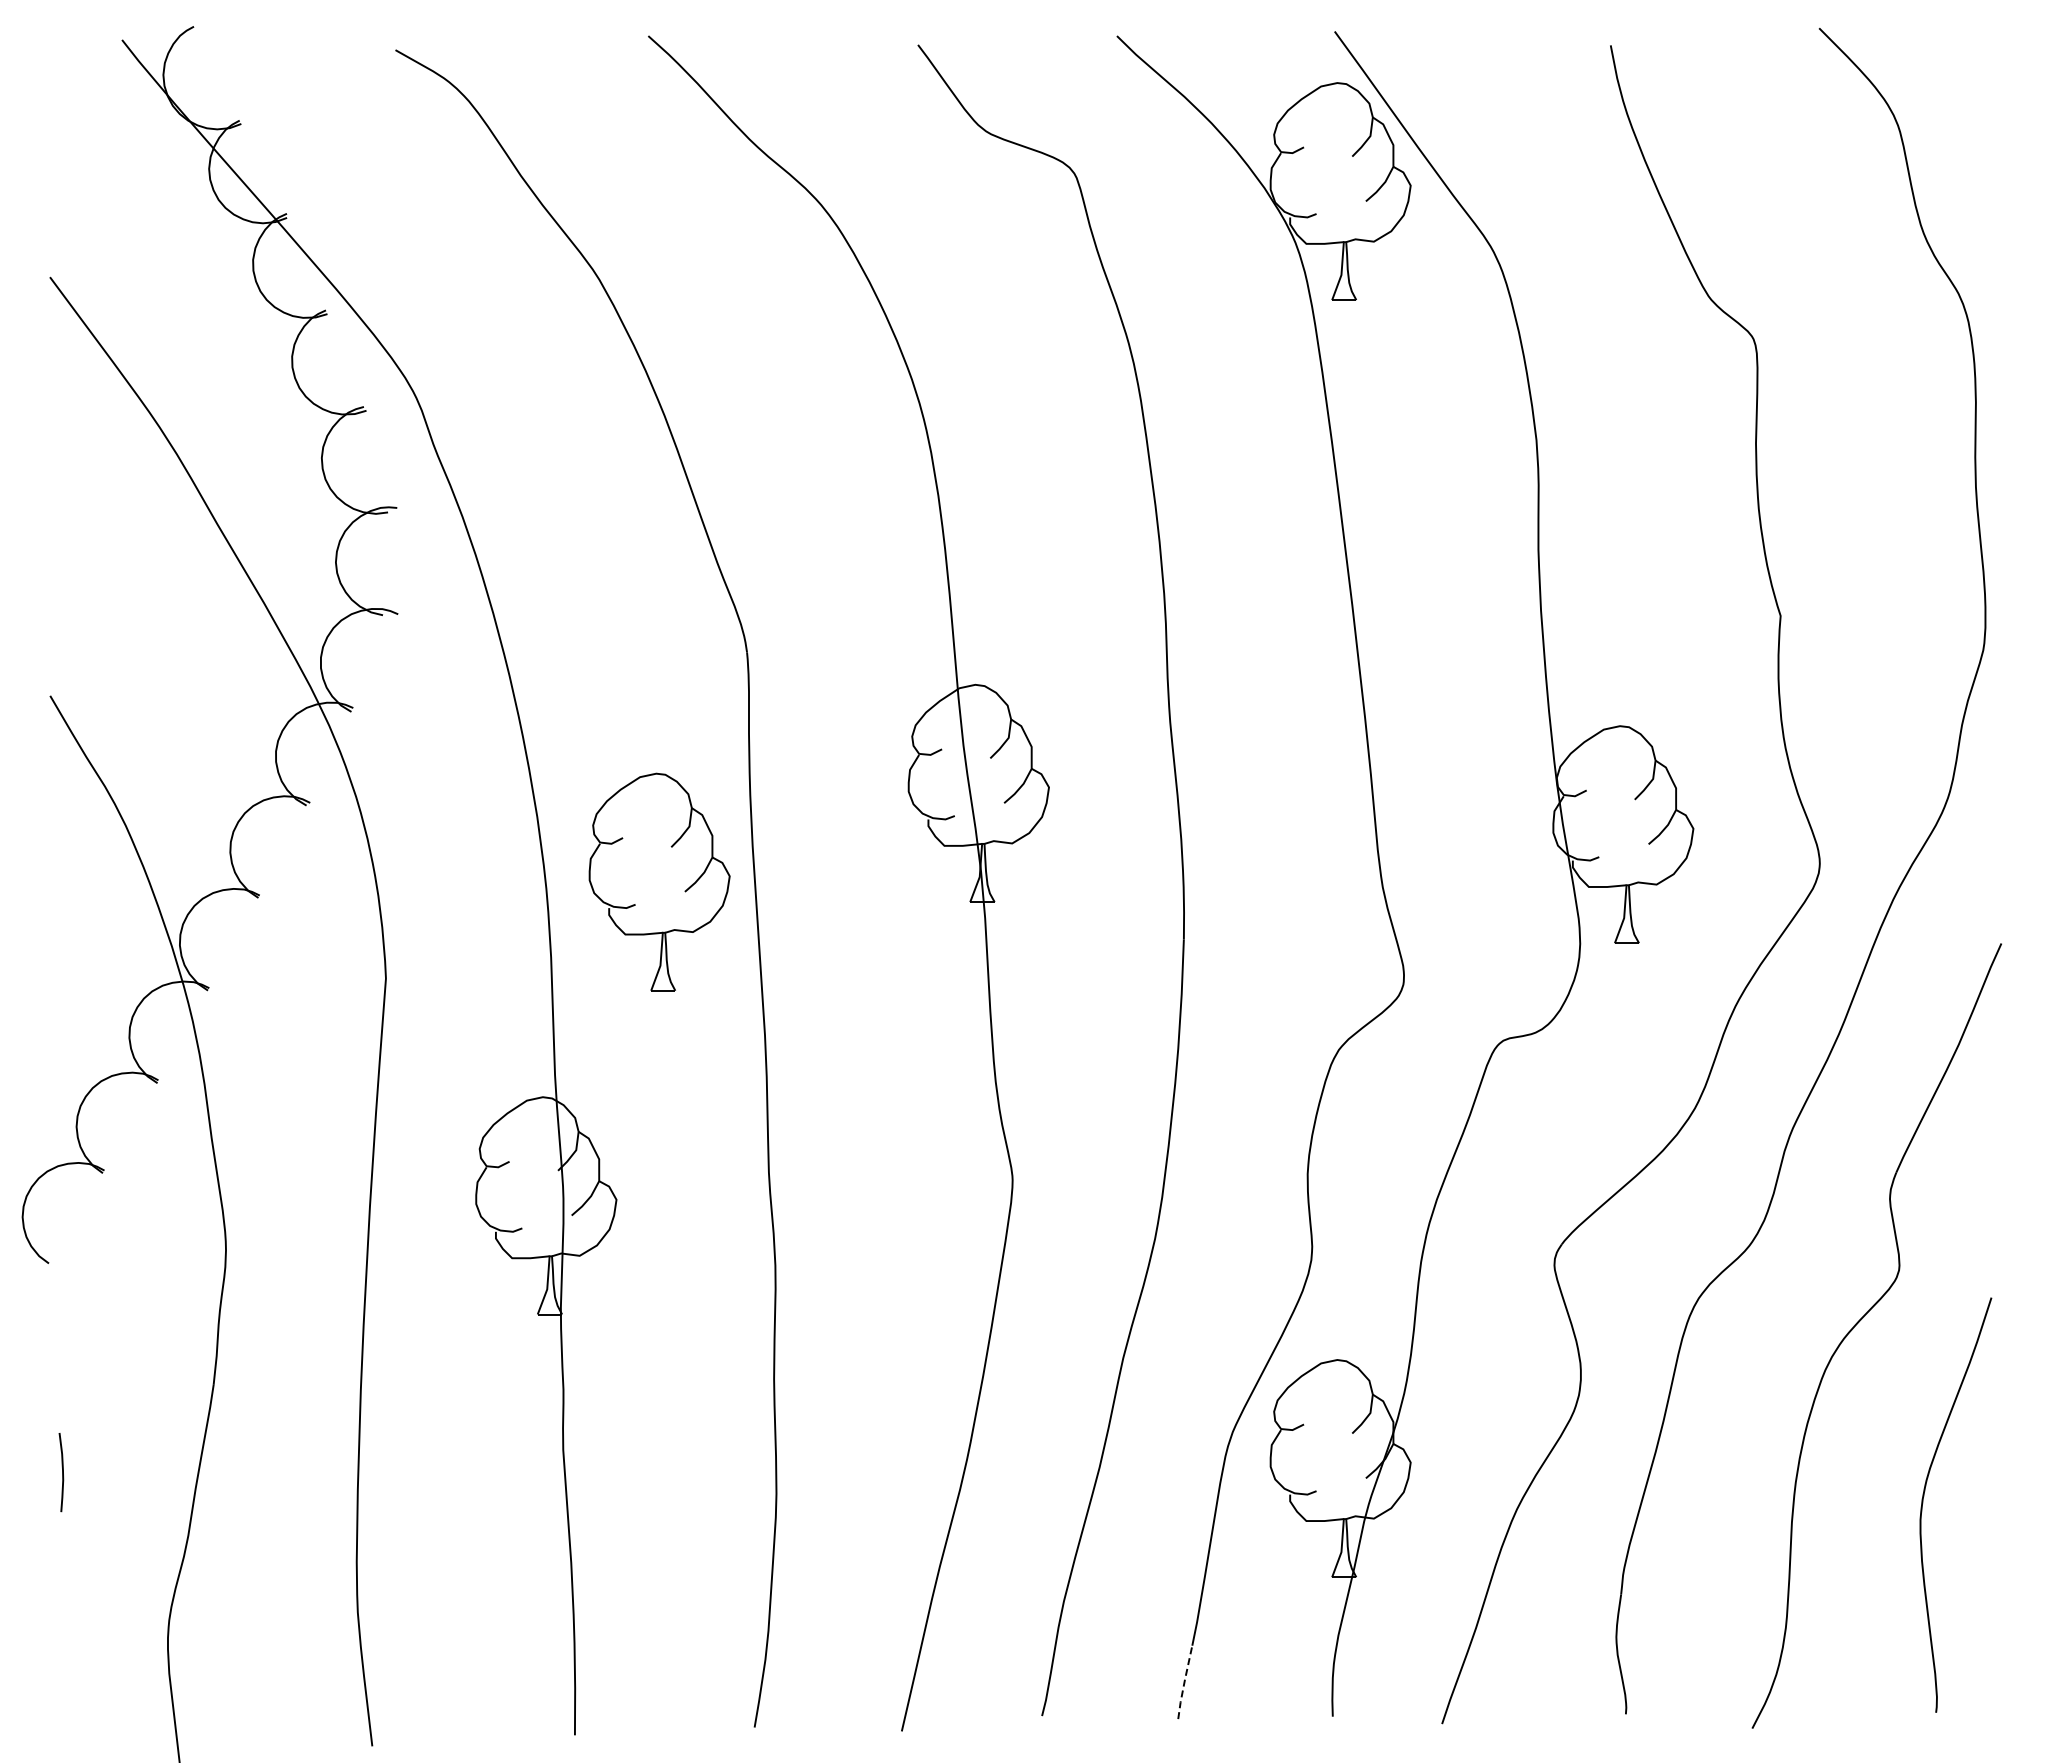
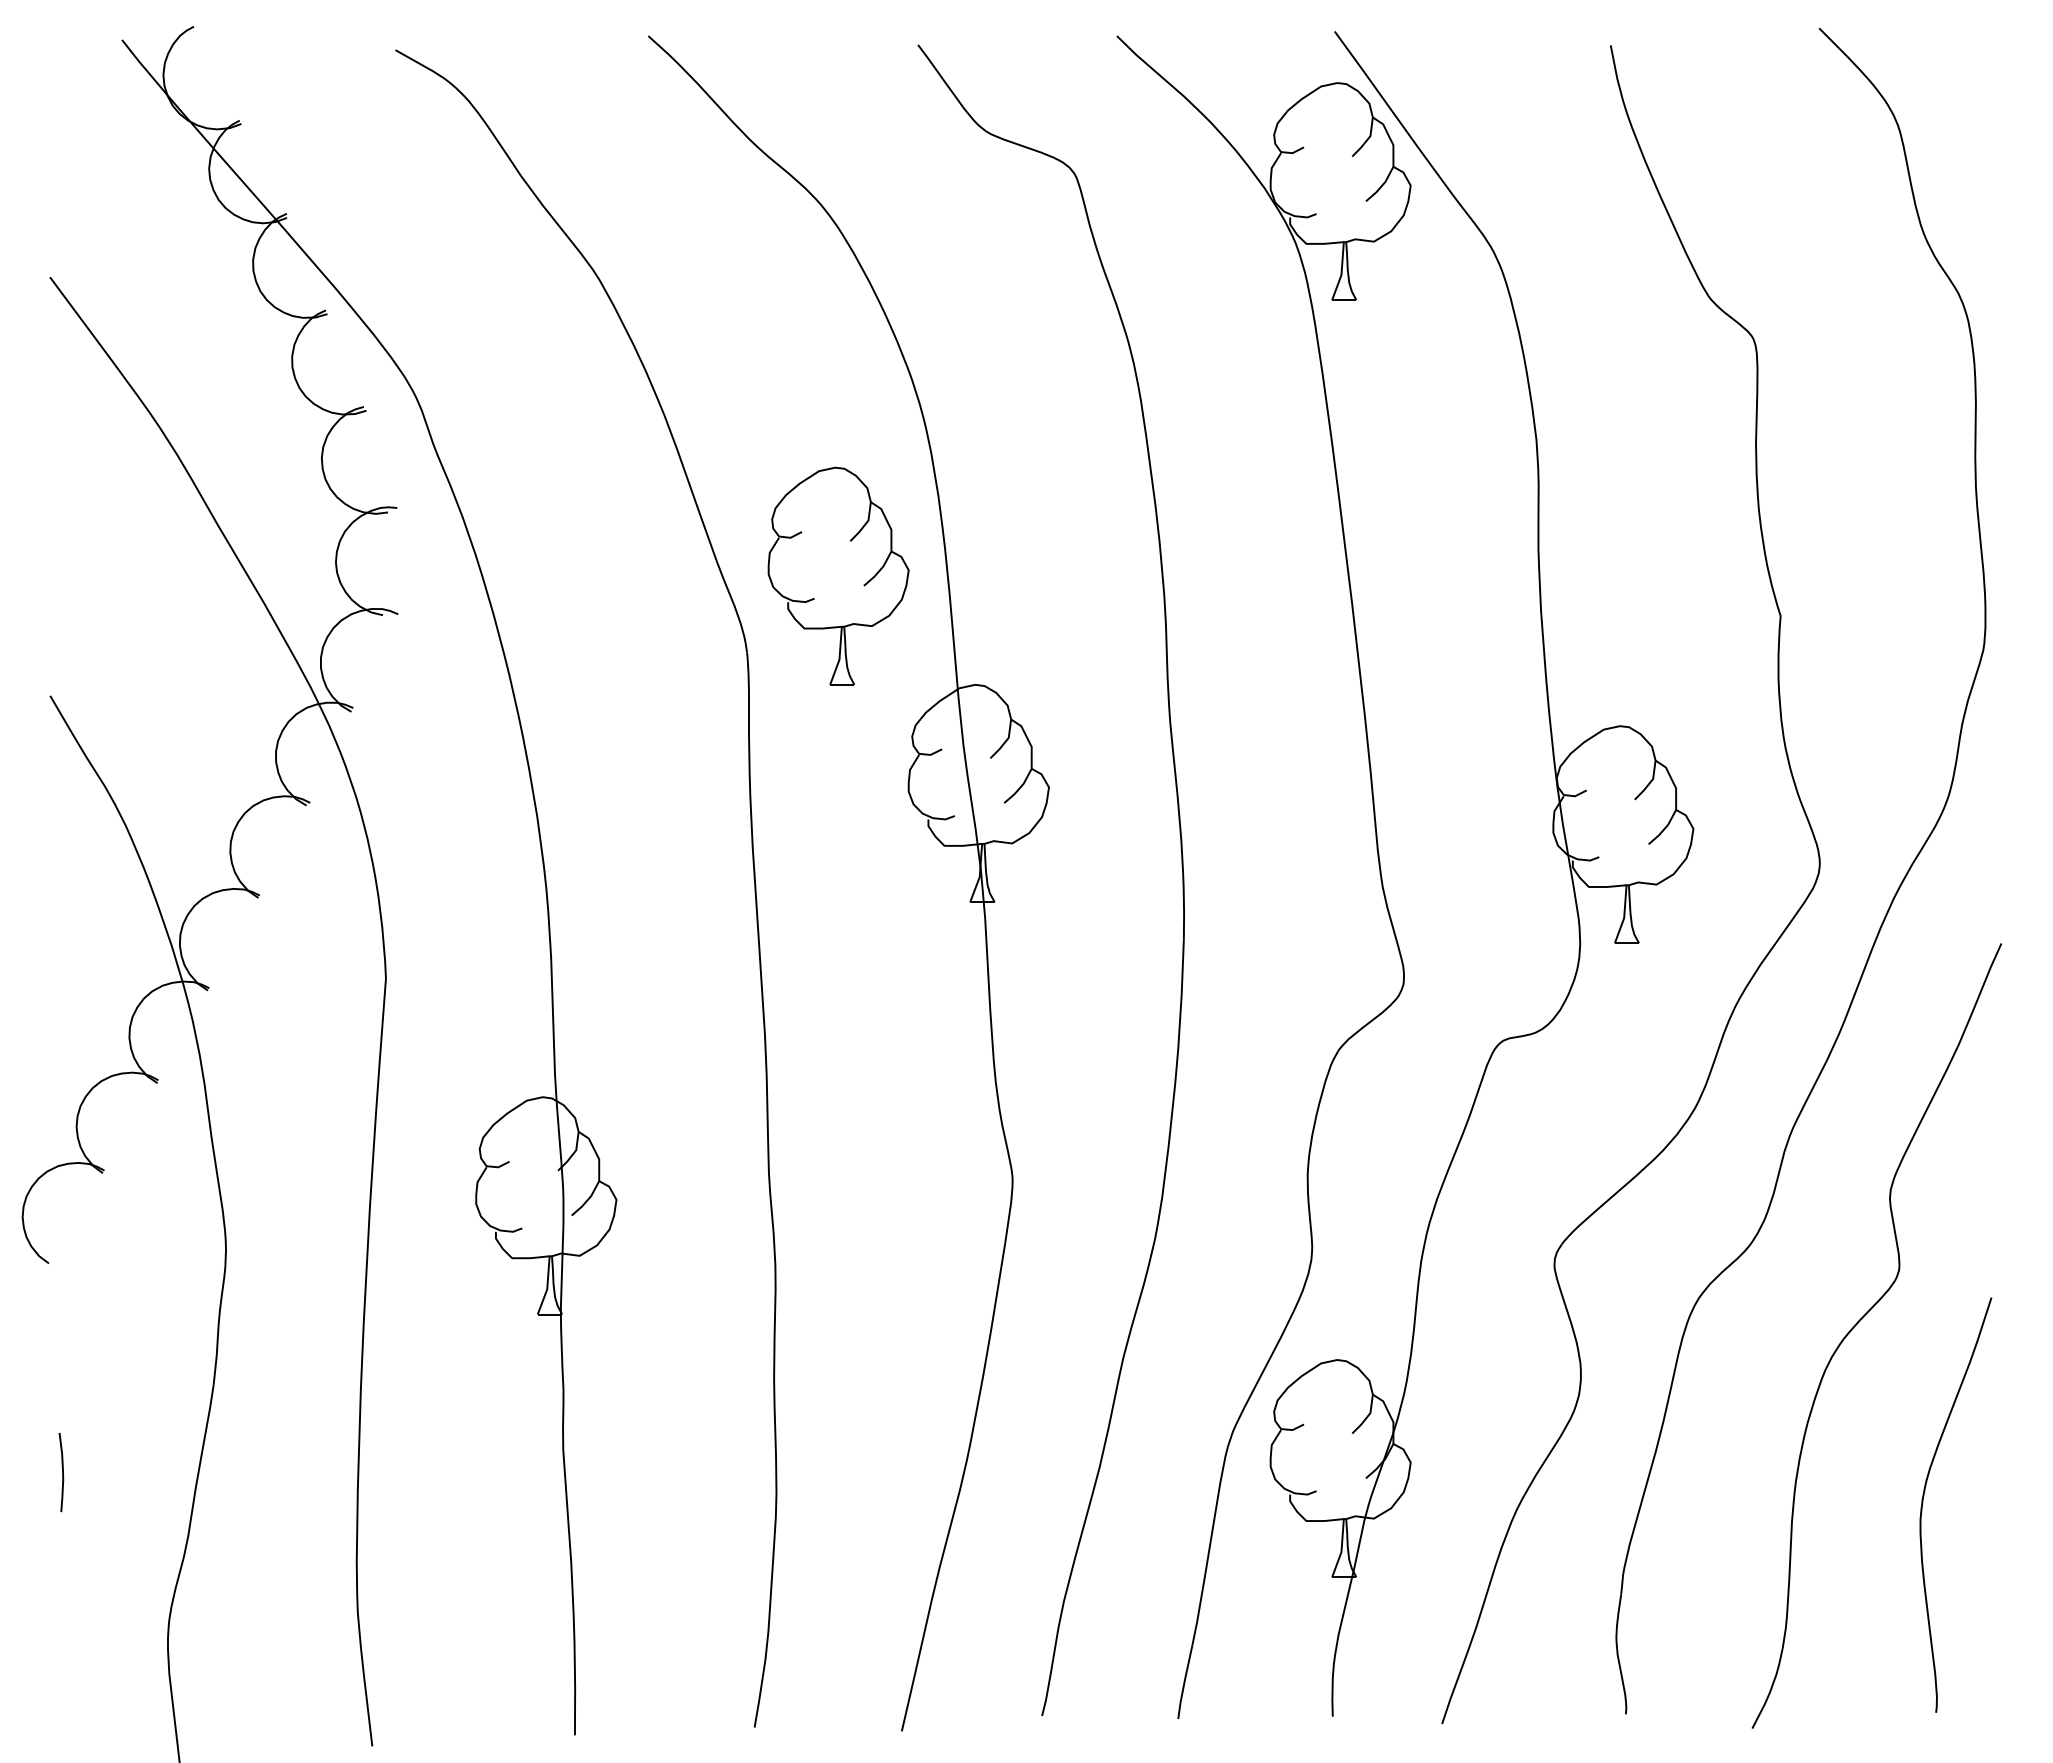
part position: (684, 891) -> (863, 585) (863, 585)
line: dashed -> solid (1184, 1682)
